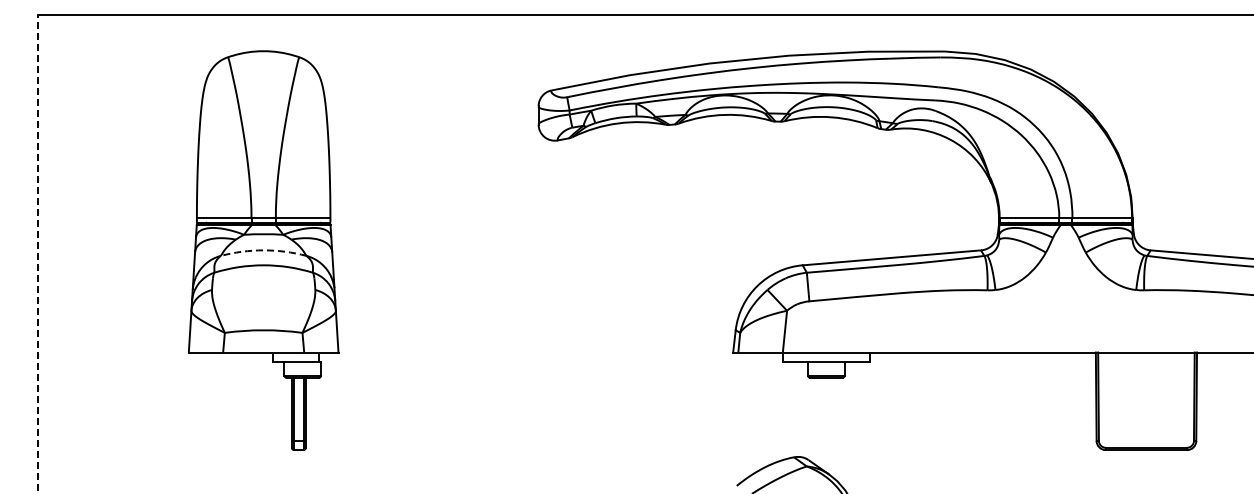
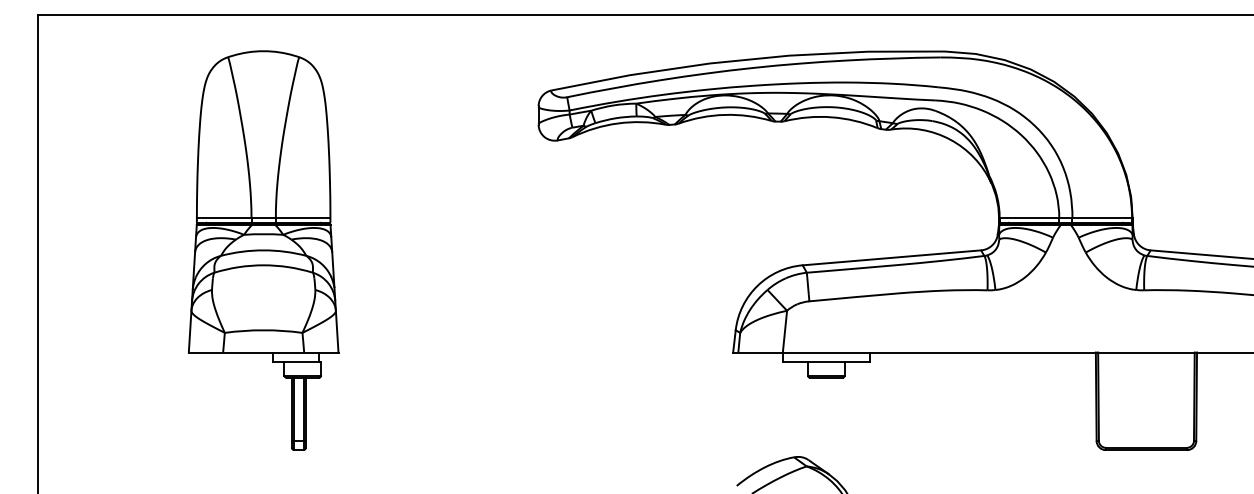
arc: dashed -> solid (263, 250)
line: dashed -> solid (37, 253)
